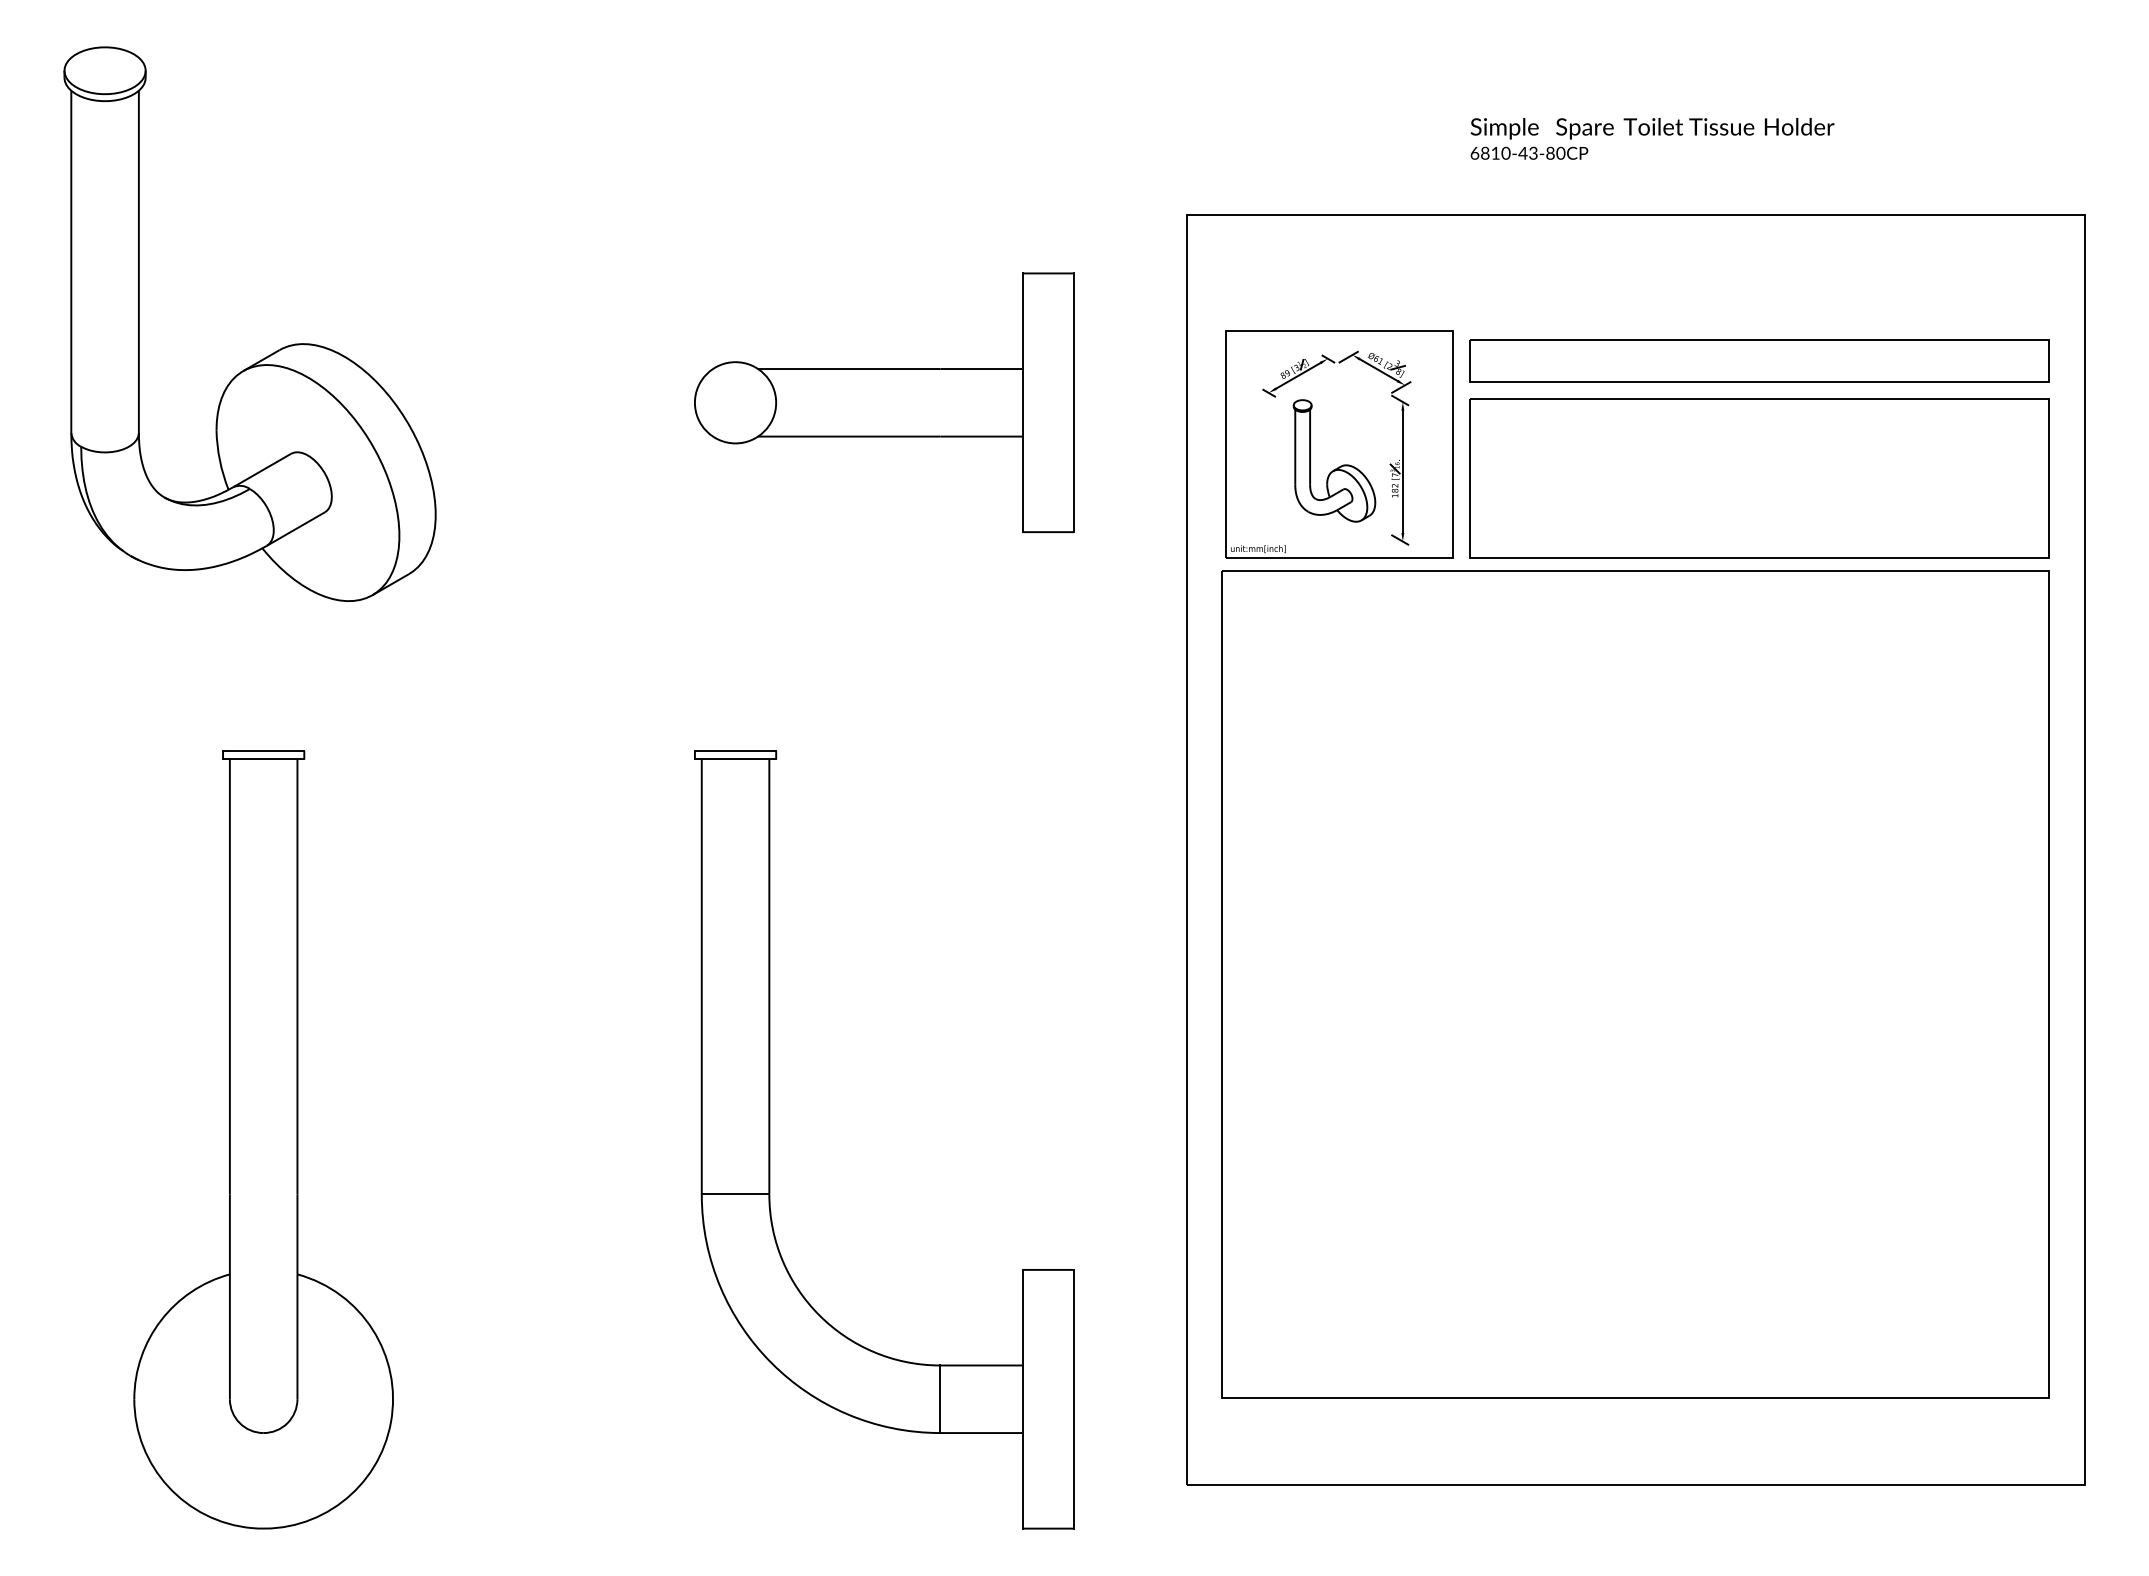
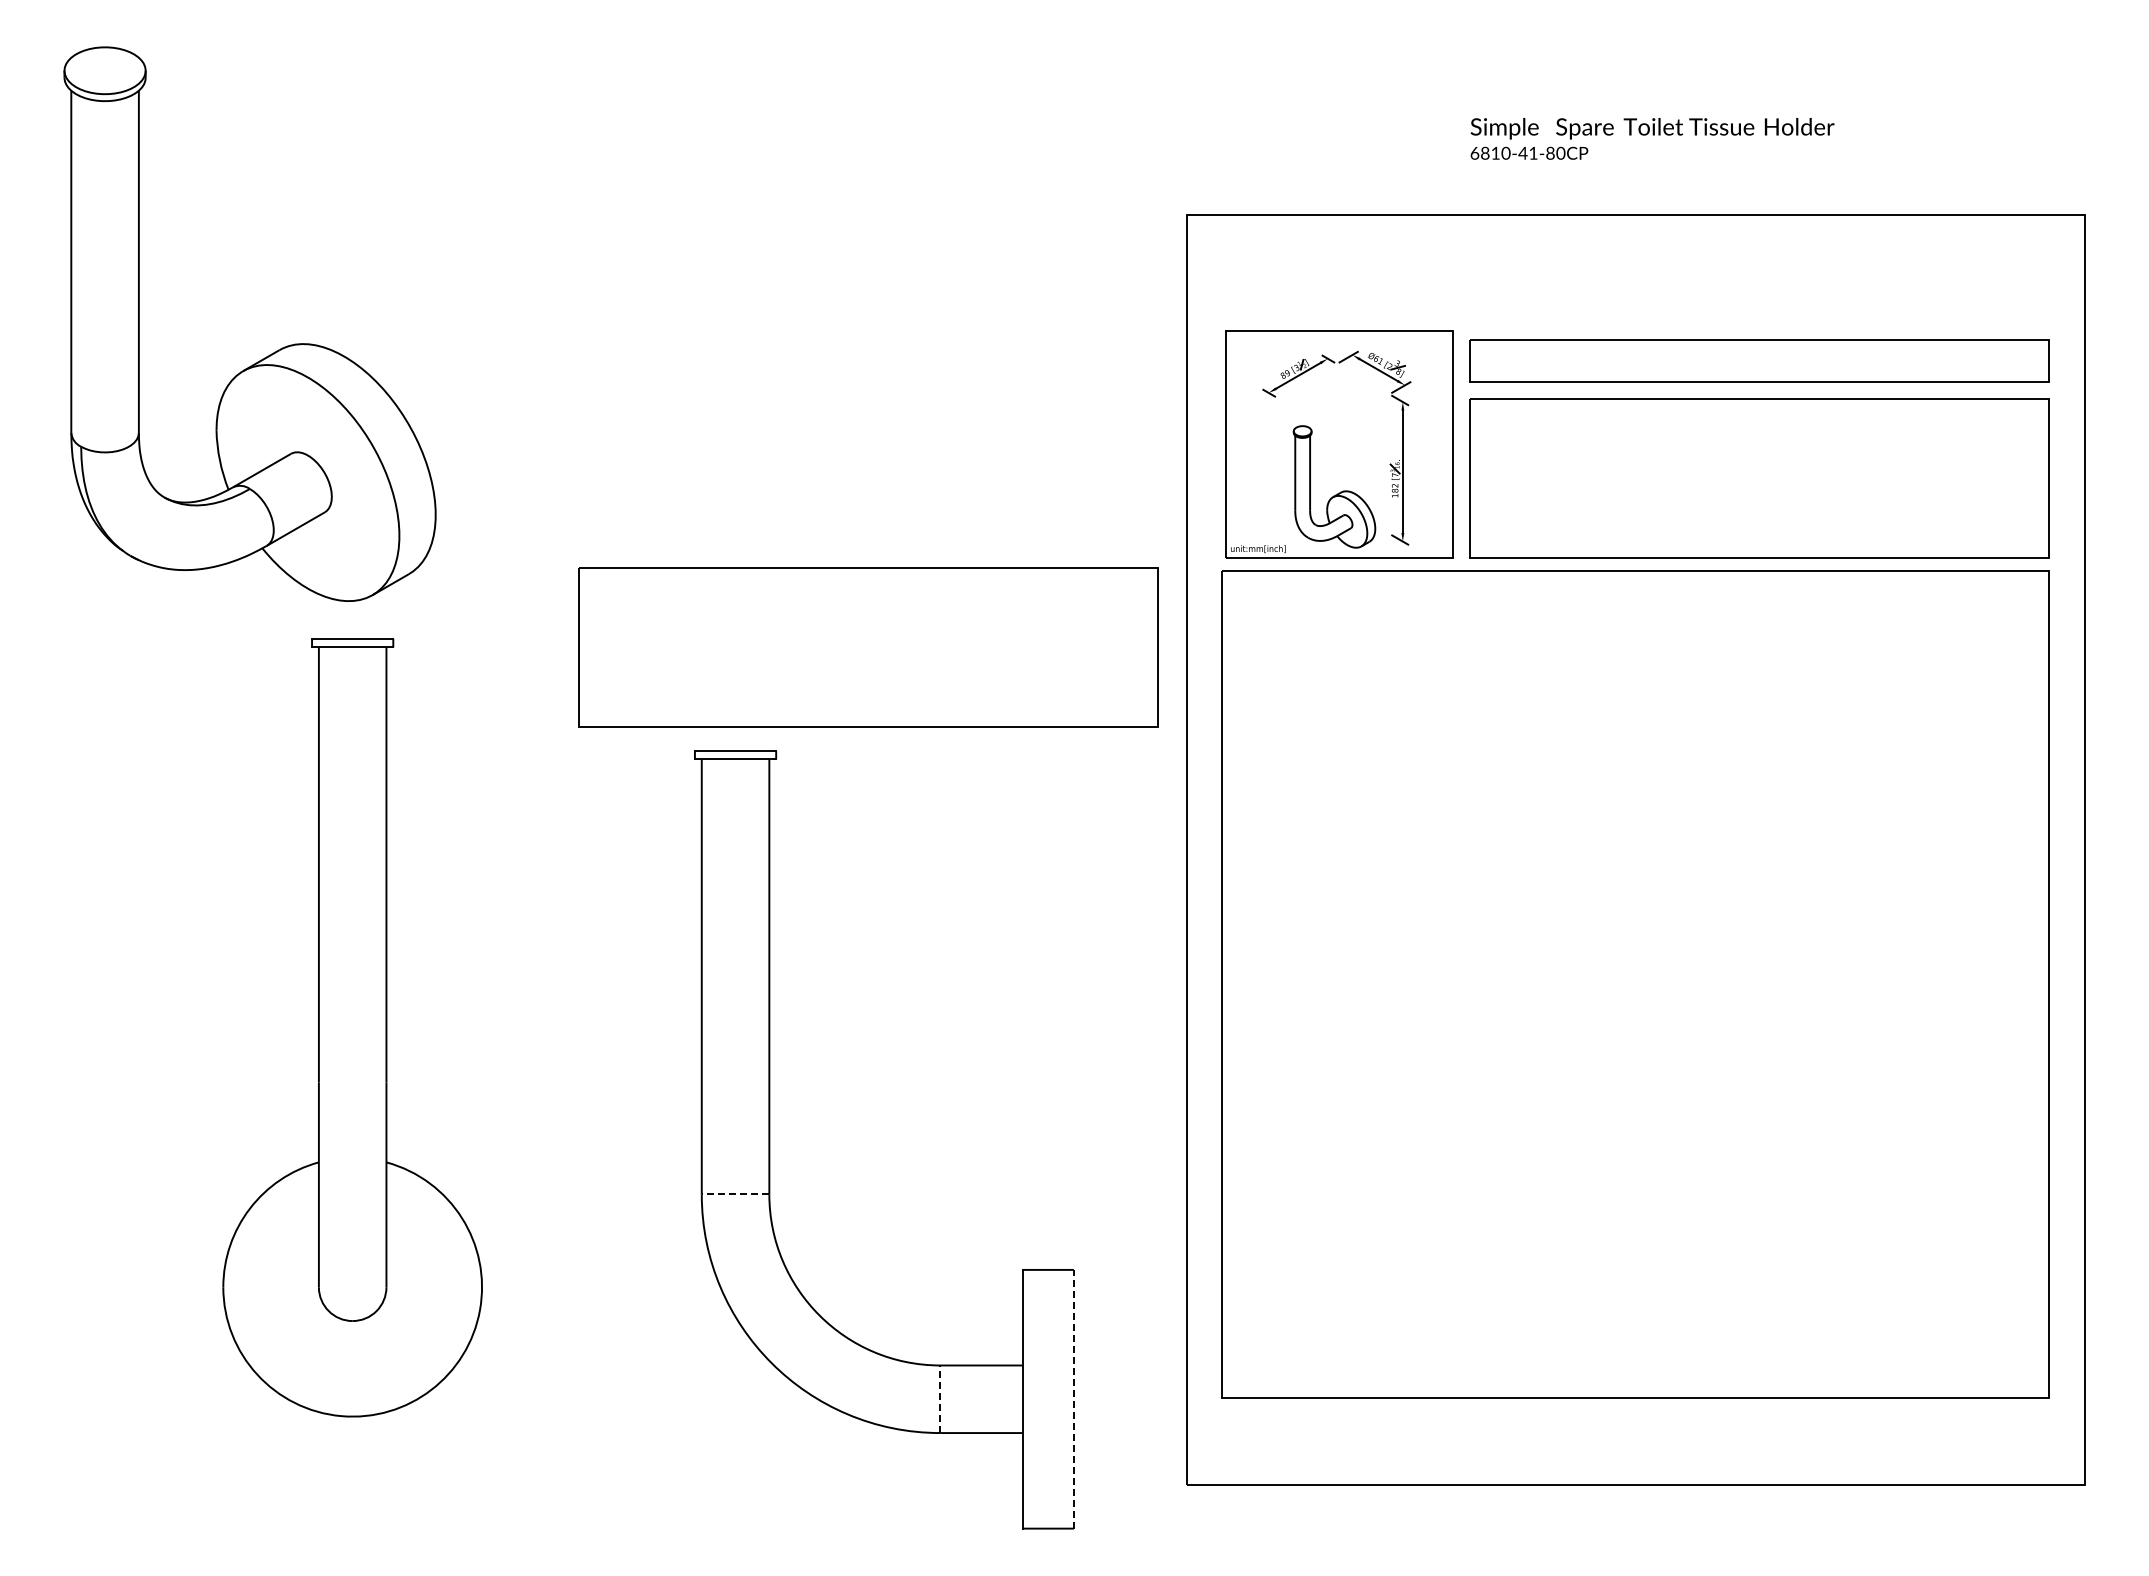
text: 6810-43-80CP -> 6810-41-80CP (1533, 152)
part: present -> none (884, 402)
part position: (1337, 467) -> (1337, 493) (1337, 493)
part: none -> present (868, 647)
part position: (263, 1139) -> (352, 1027) (352, 1027)
line: solid -> dashed (735, 1194)
line: solid -> dashed (1073, 1398)
line: solid -> dashed (940, 1399)
